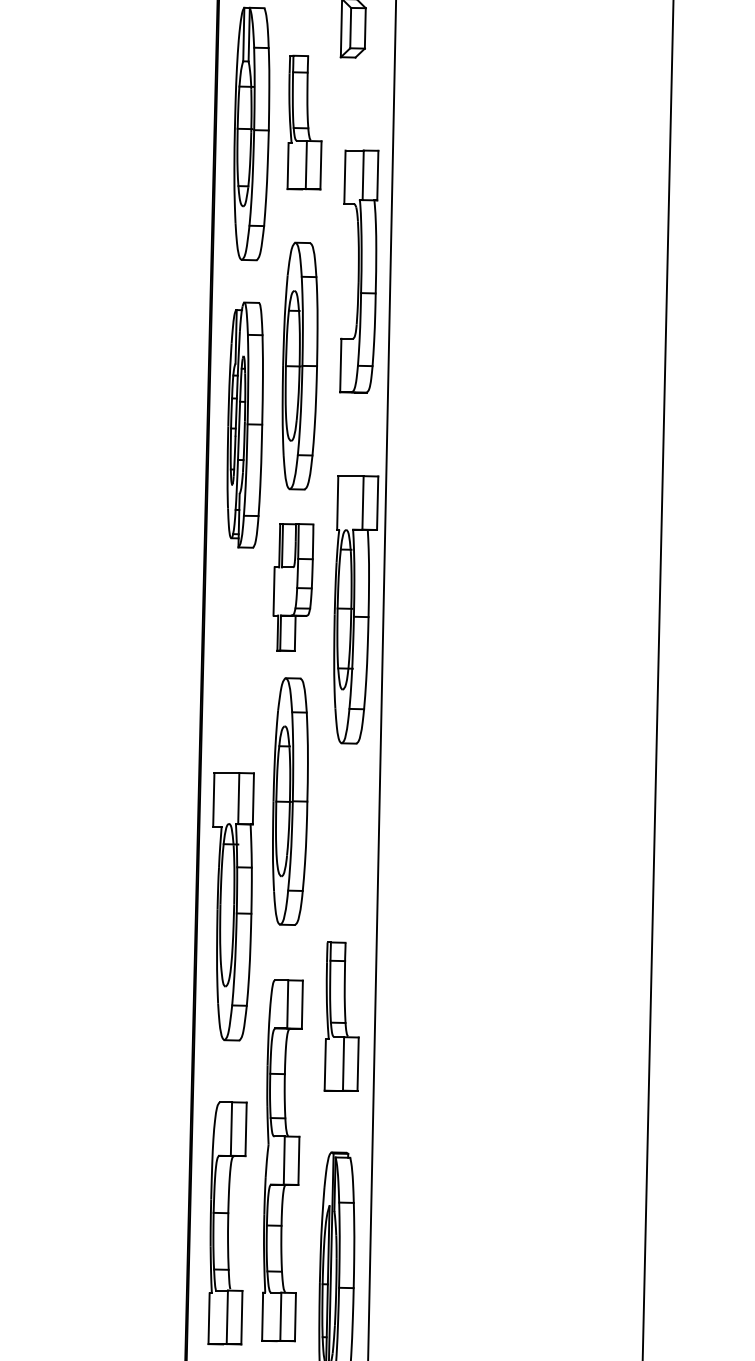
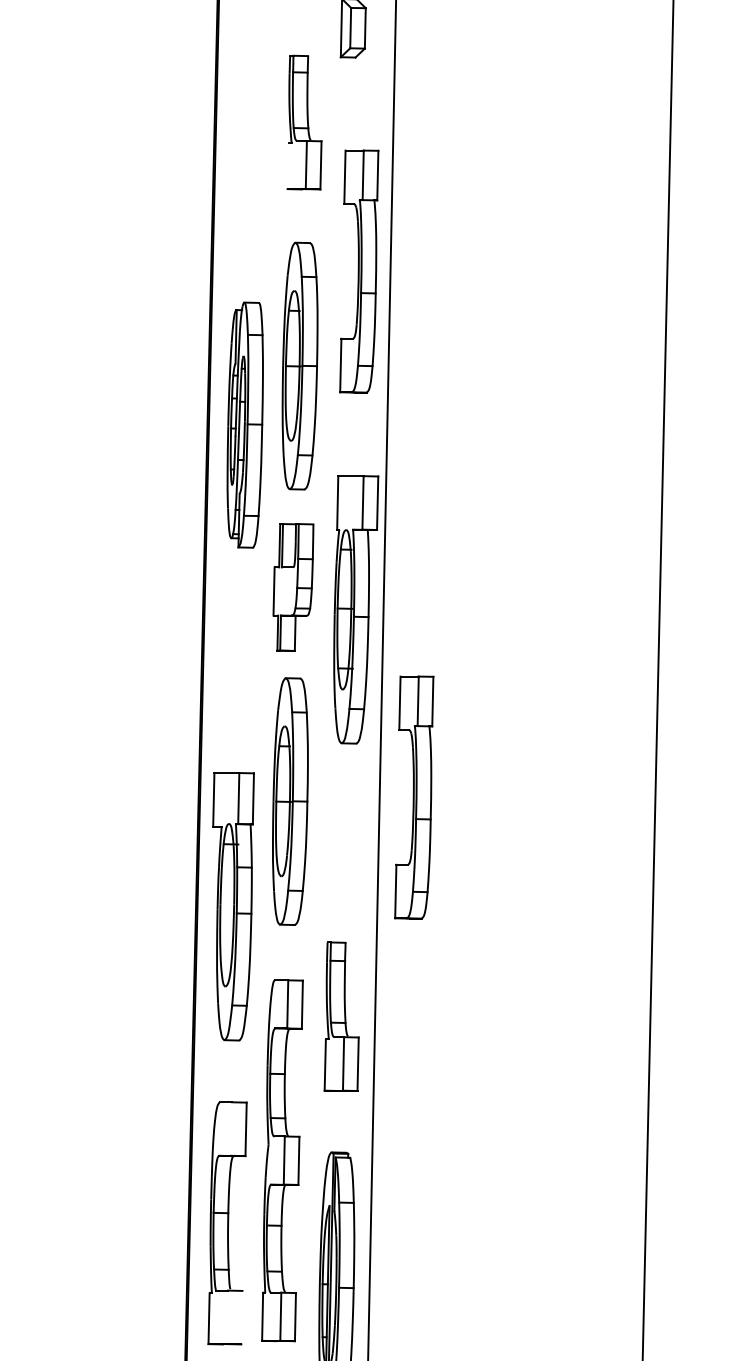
part: present -> none (251, 133)
line: present -> none (287, 166)
part: none -> present (414, 797)
line: present -> none (231, 1128)
line: present -> none (226, 1317)
line: present -> none (241, 1317)
